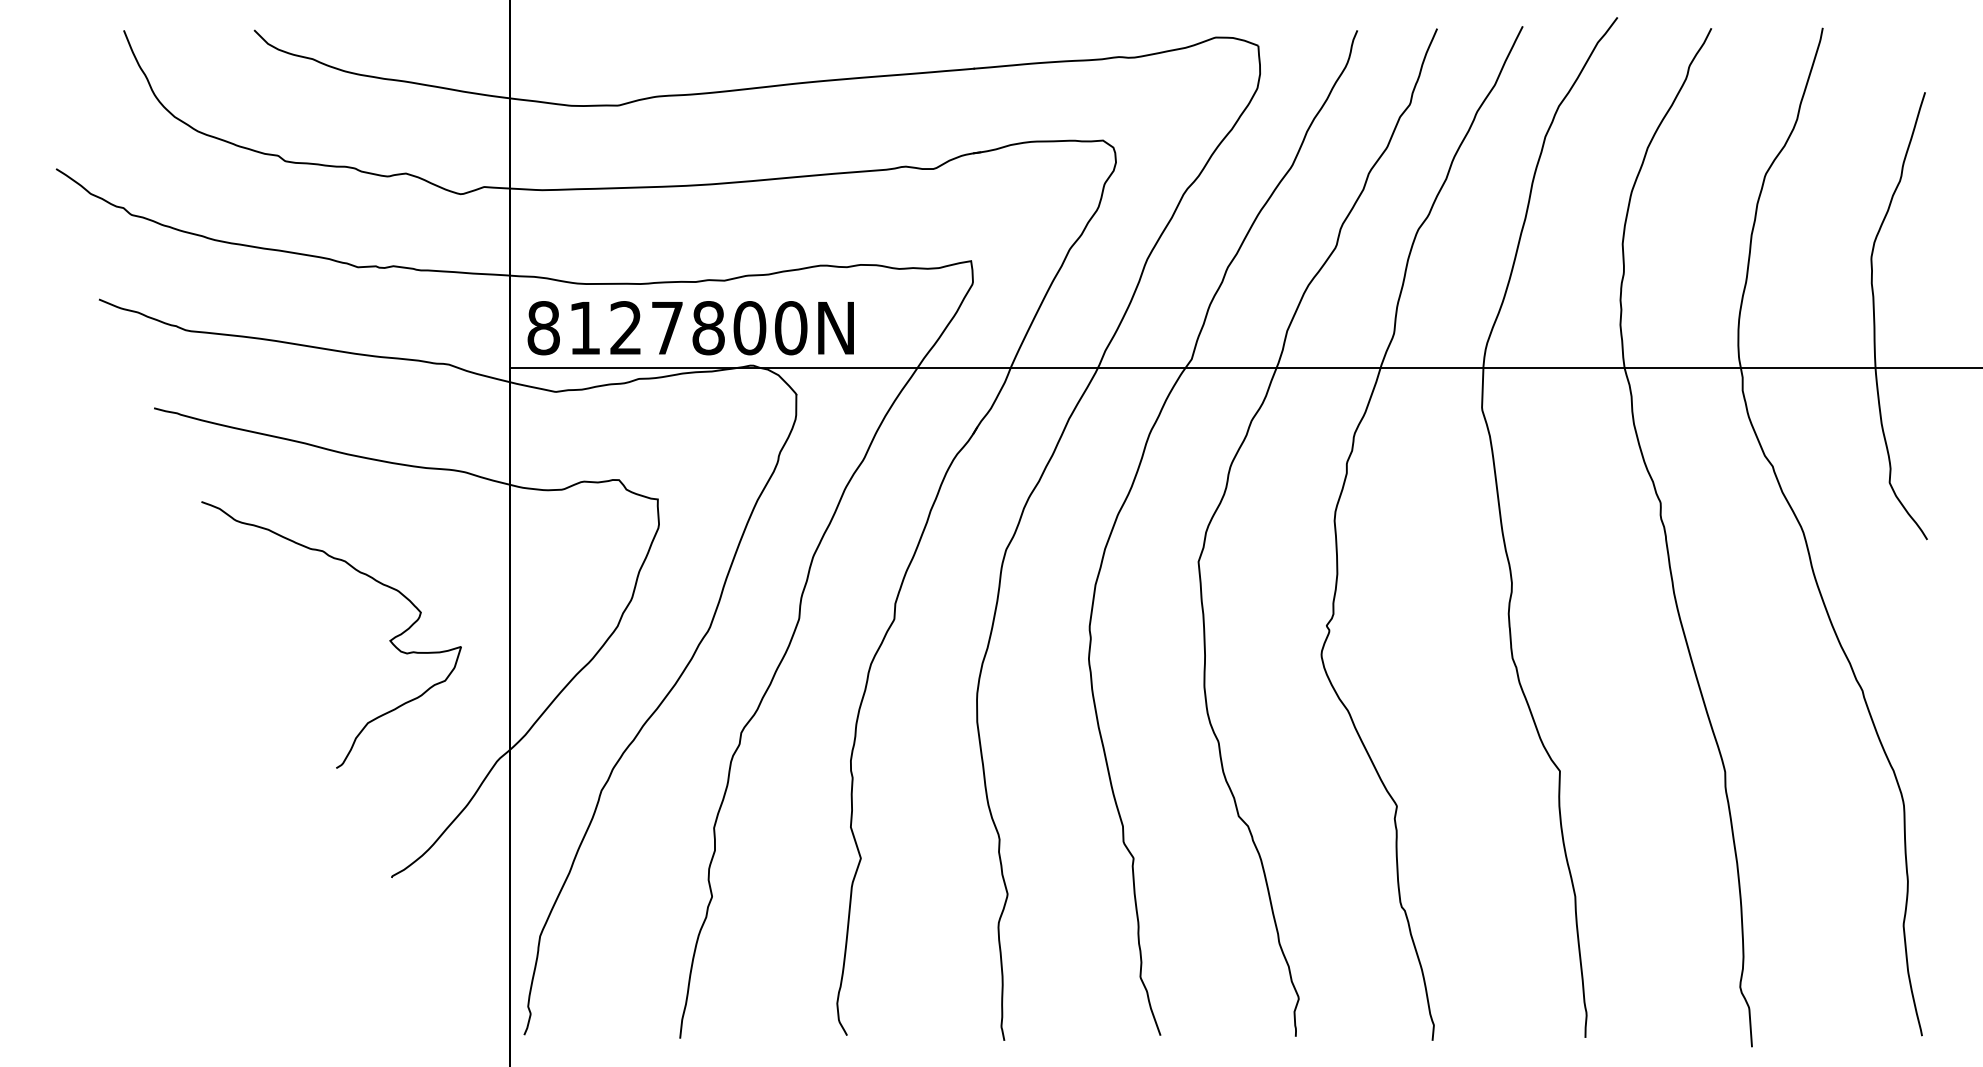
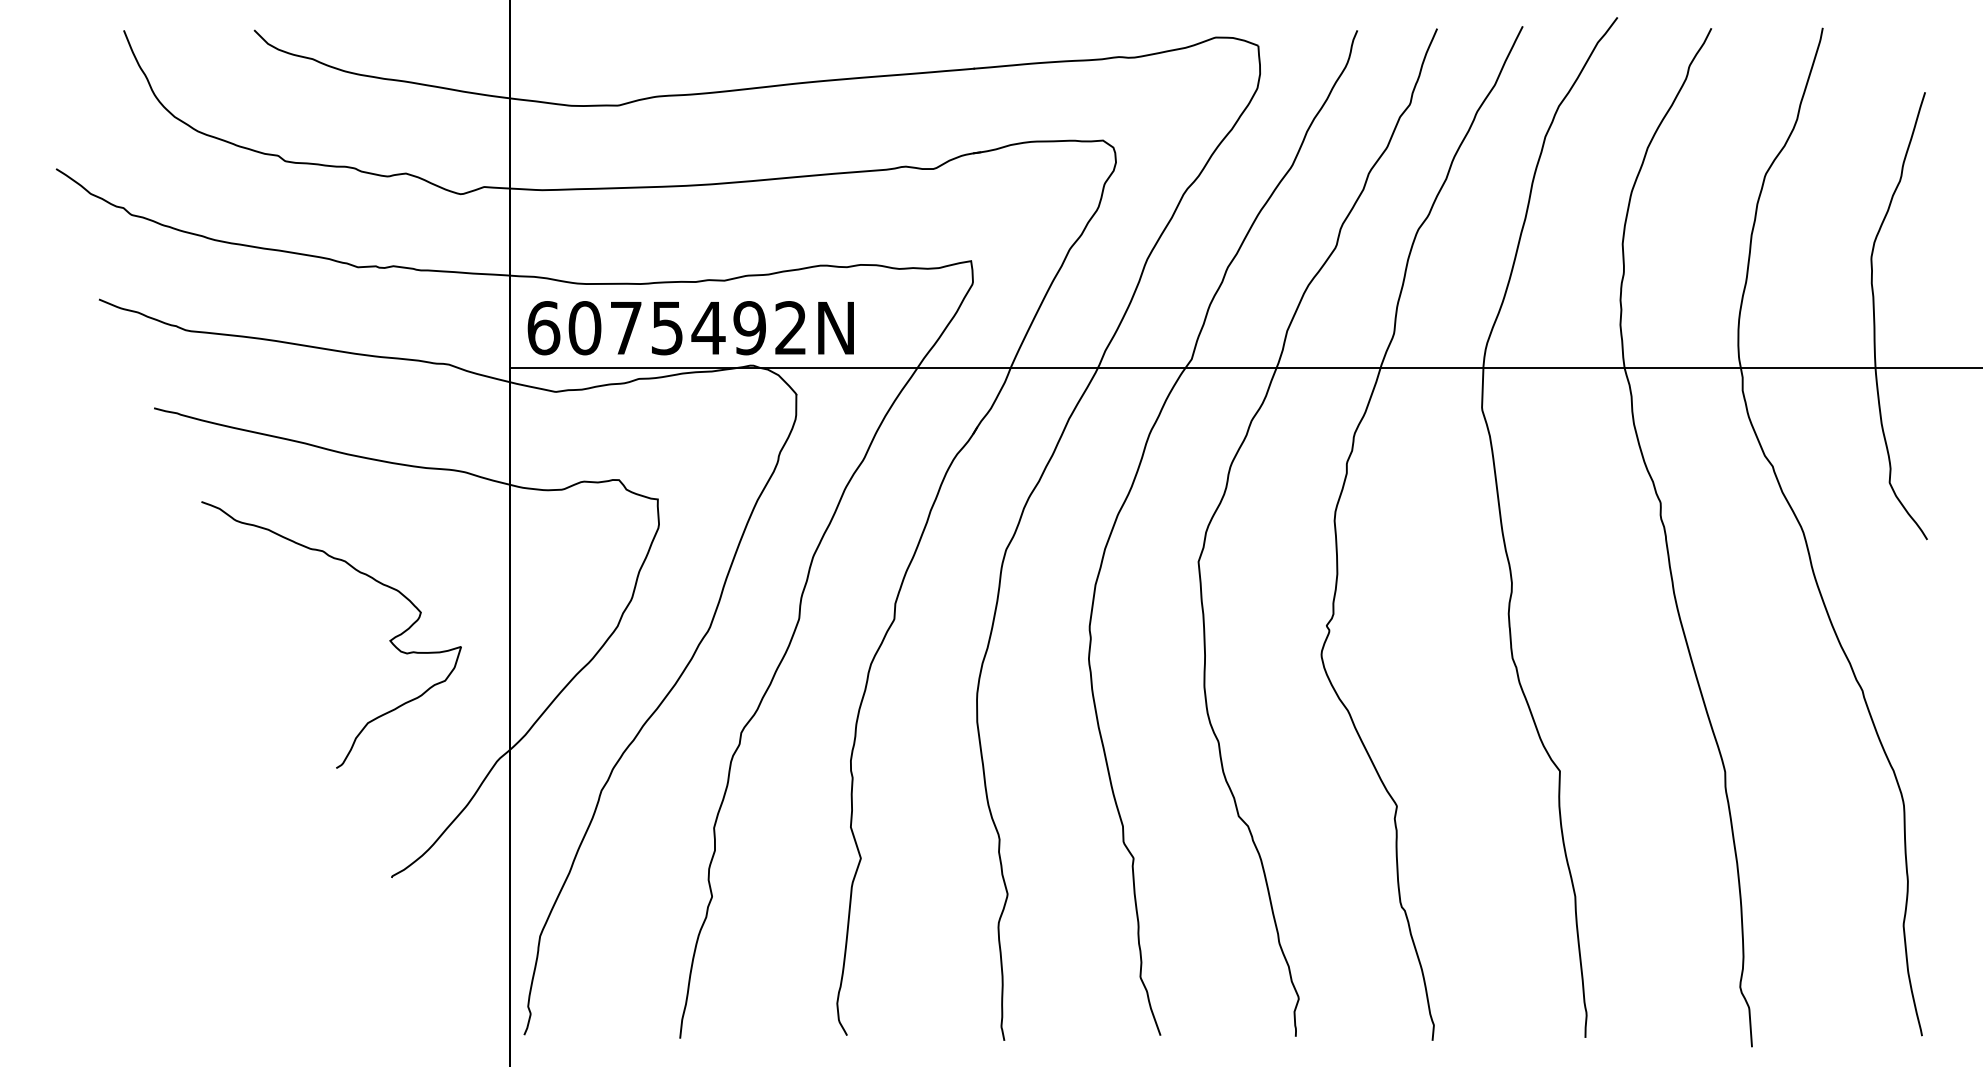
text: 8127800N -> 6075492N (667, 328)
